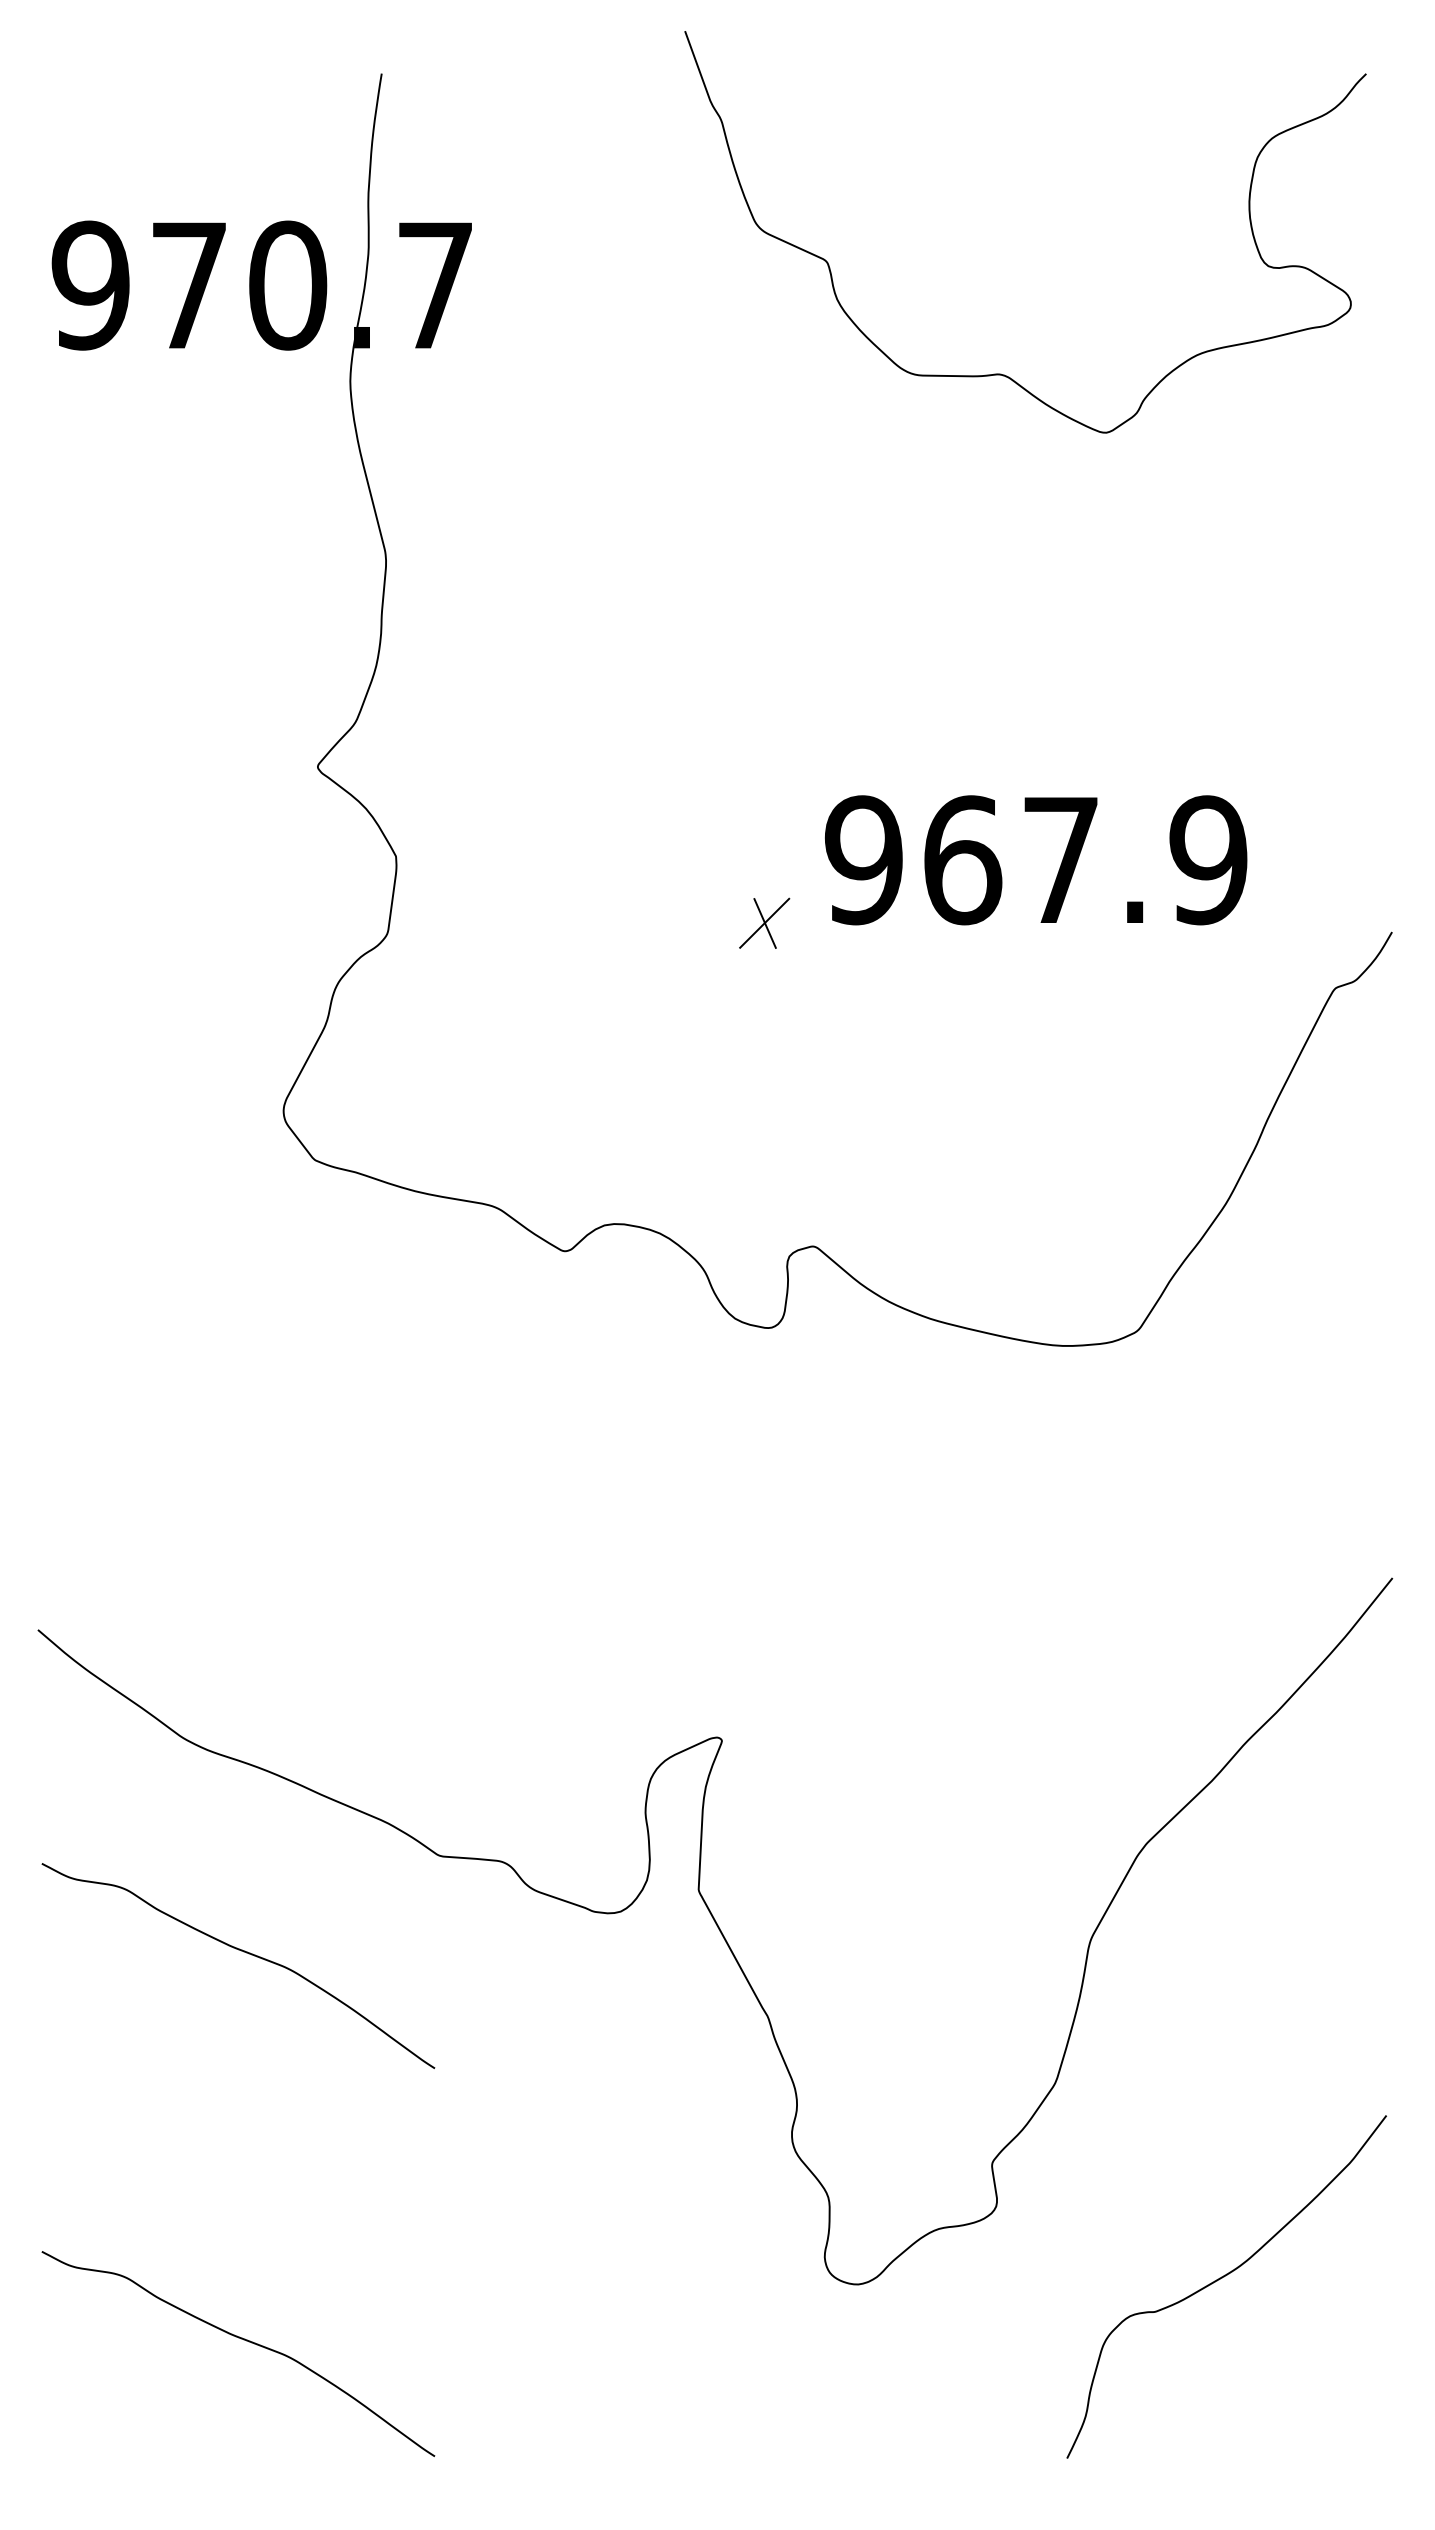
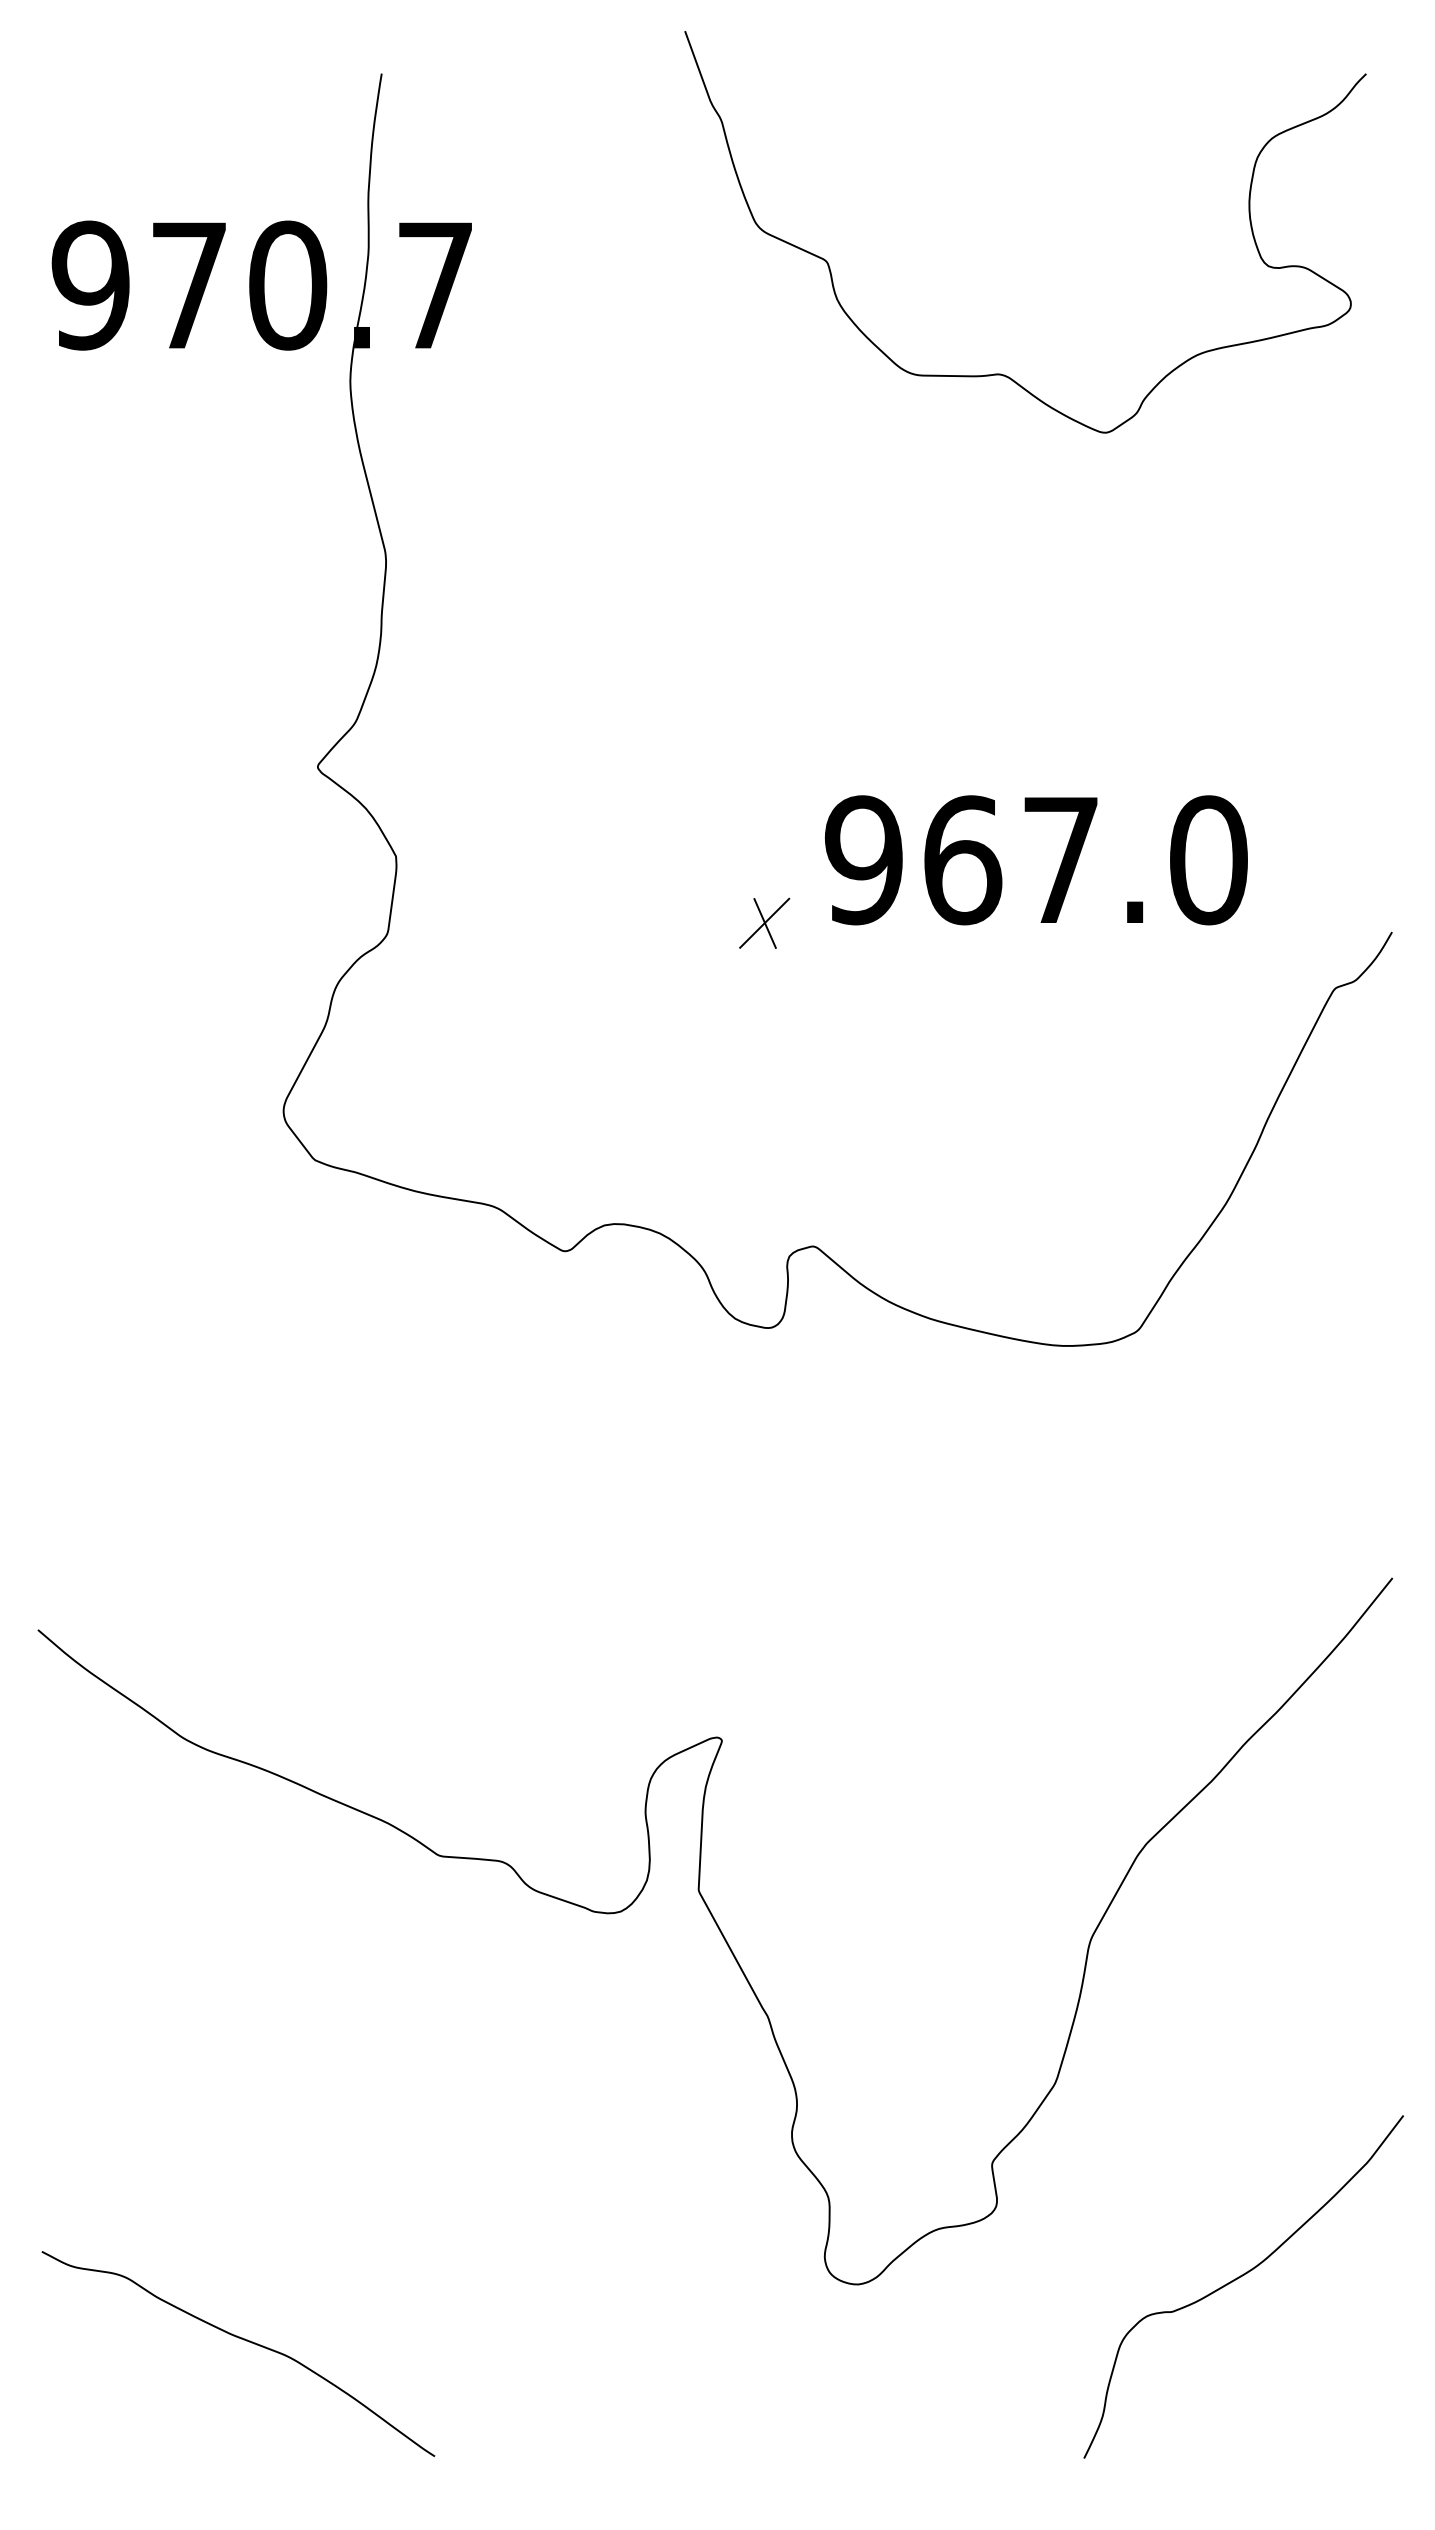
text: 967.9 -> 967.0 (1208, 860)
curve: present -> none (243, 1952)
curve position: (1222, 2278) -> (1239, 2278) (1239, 2278)
